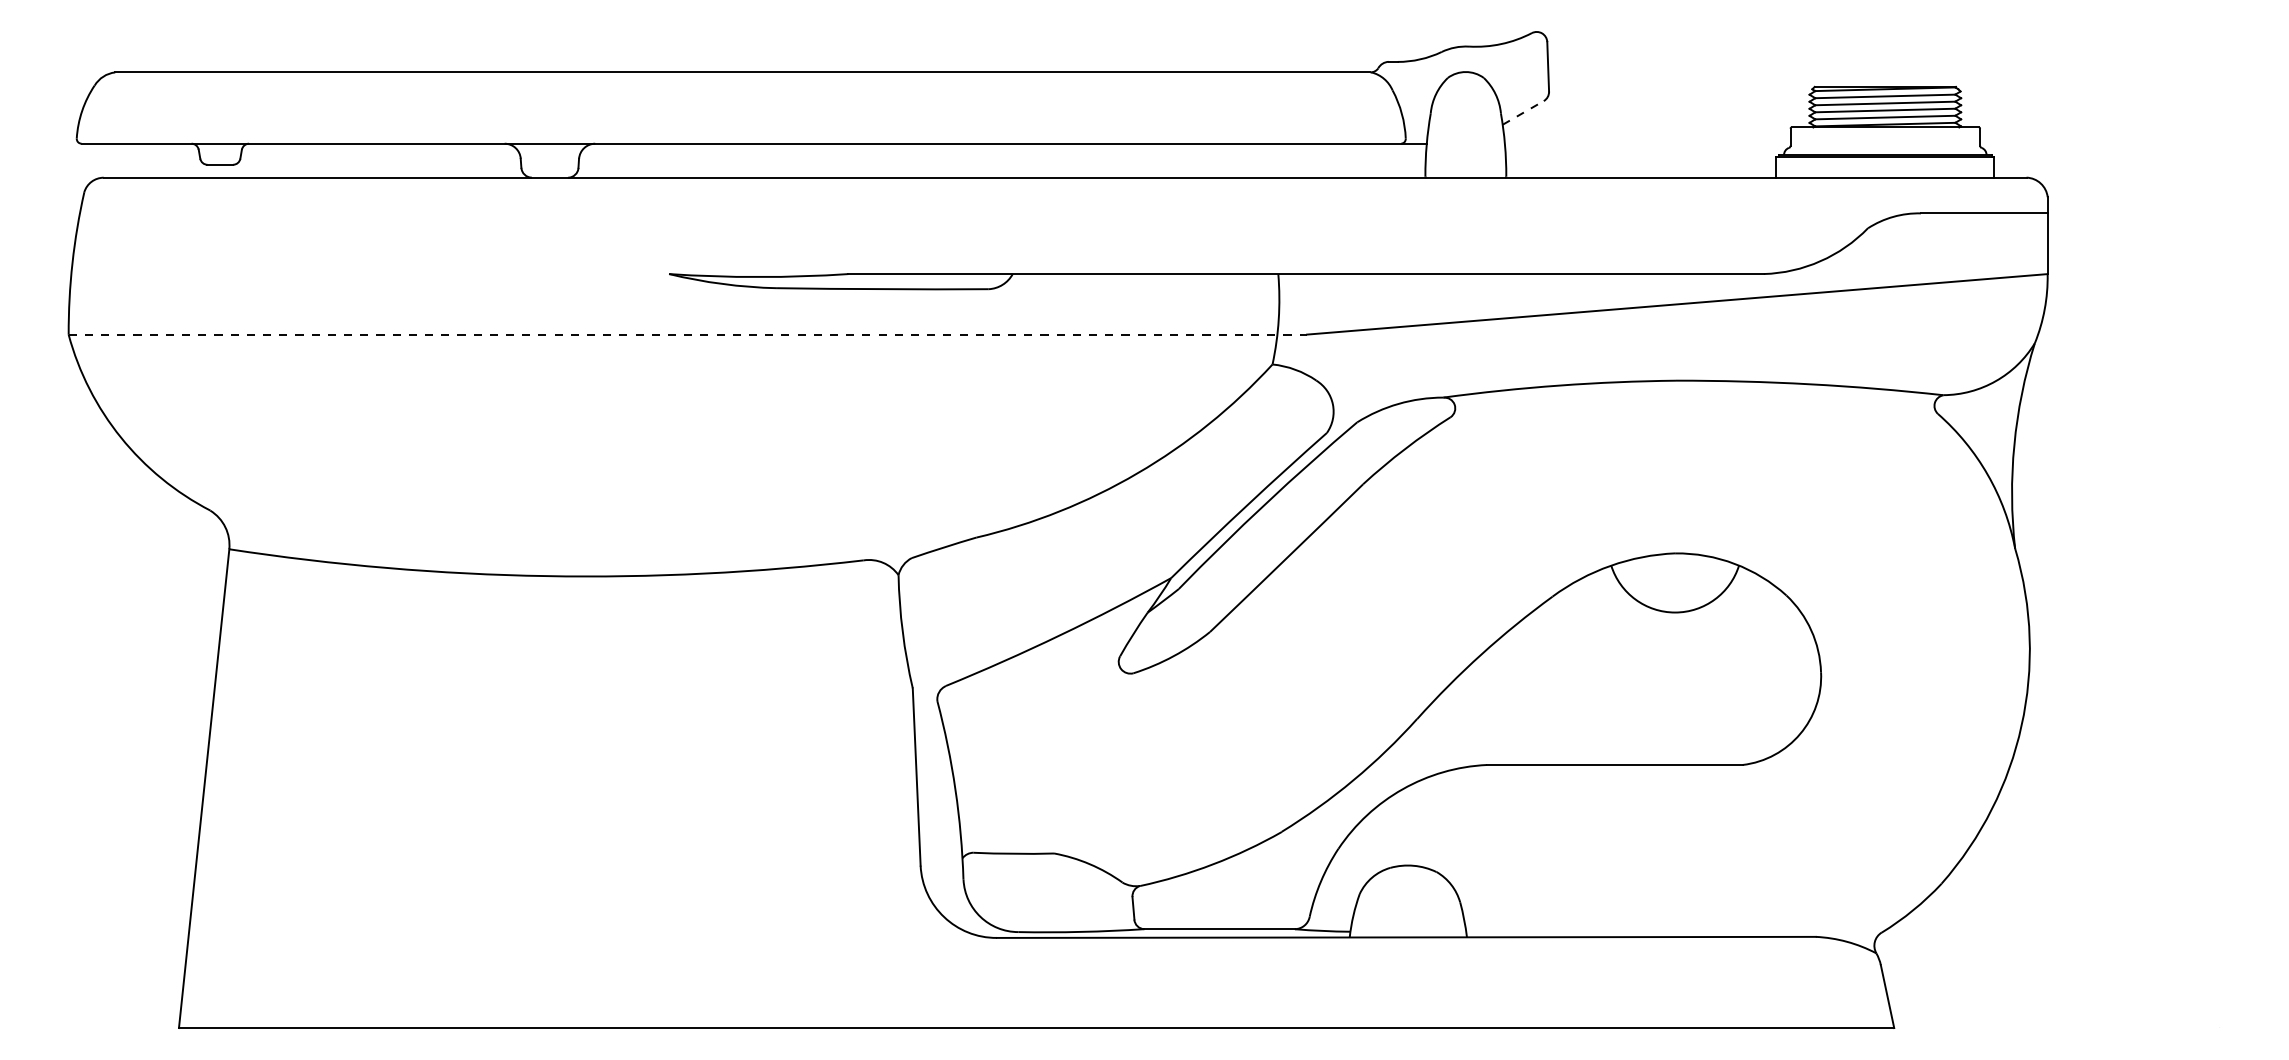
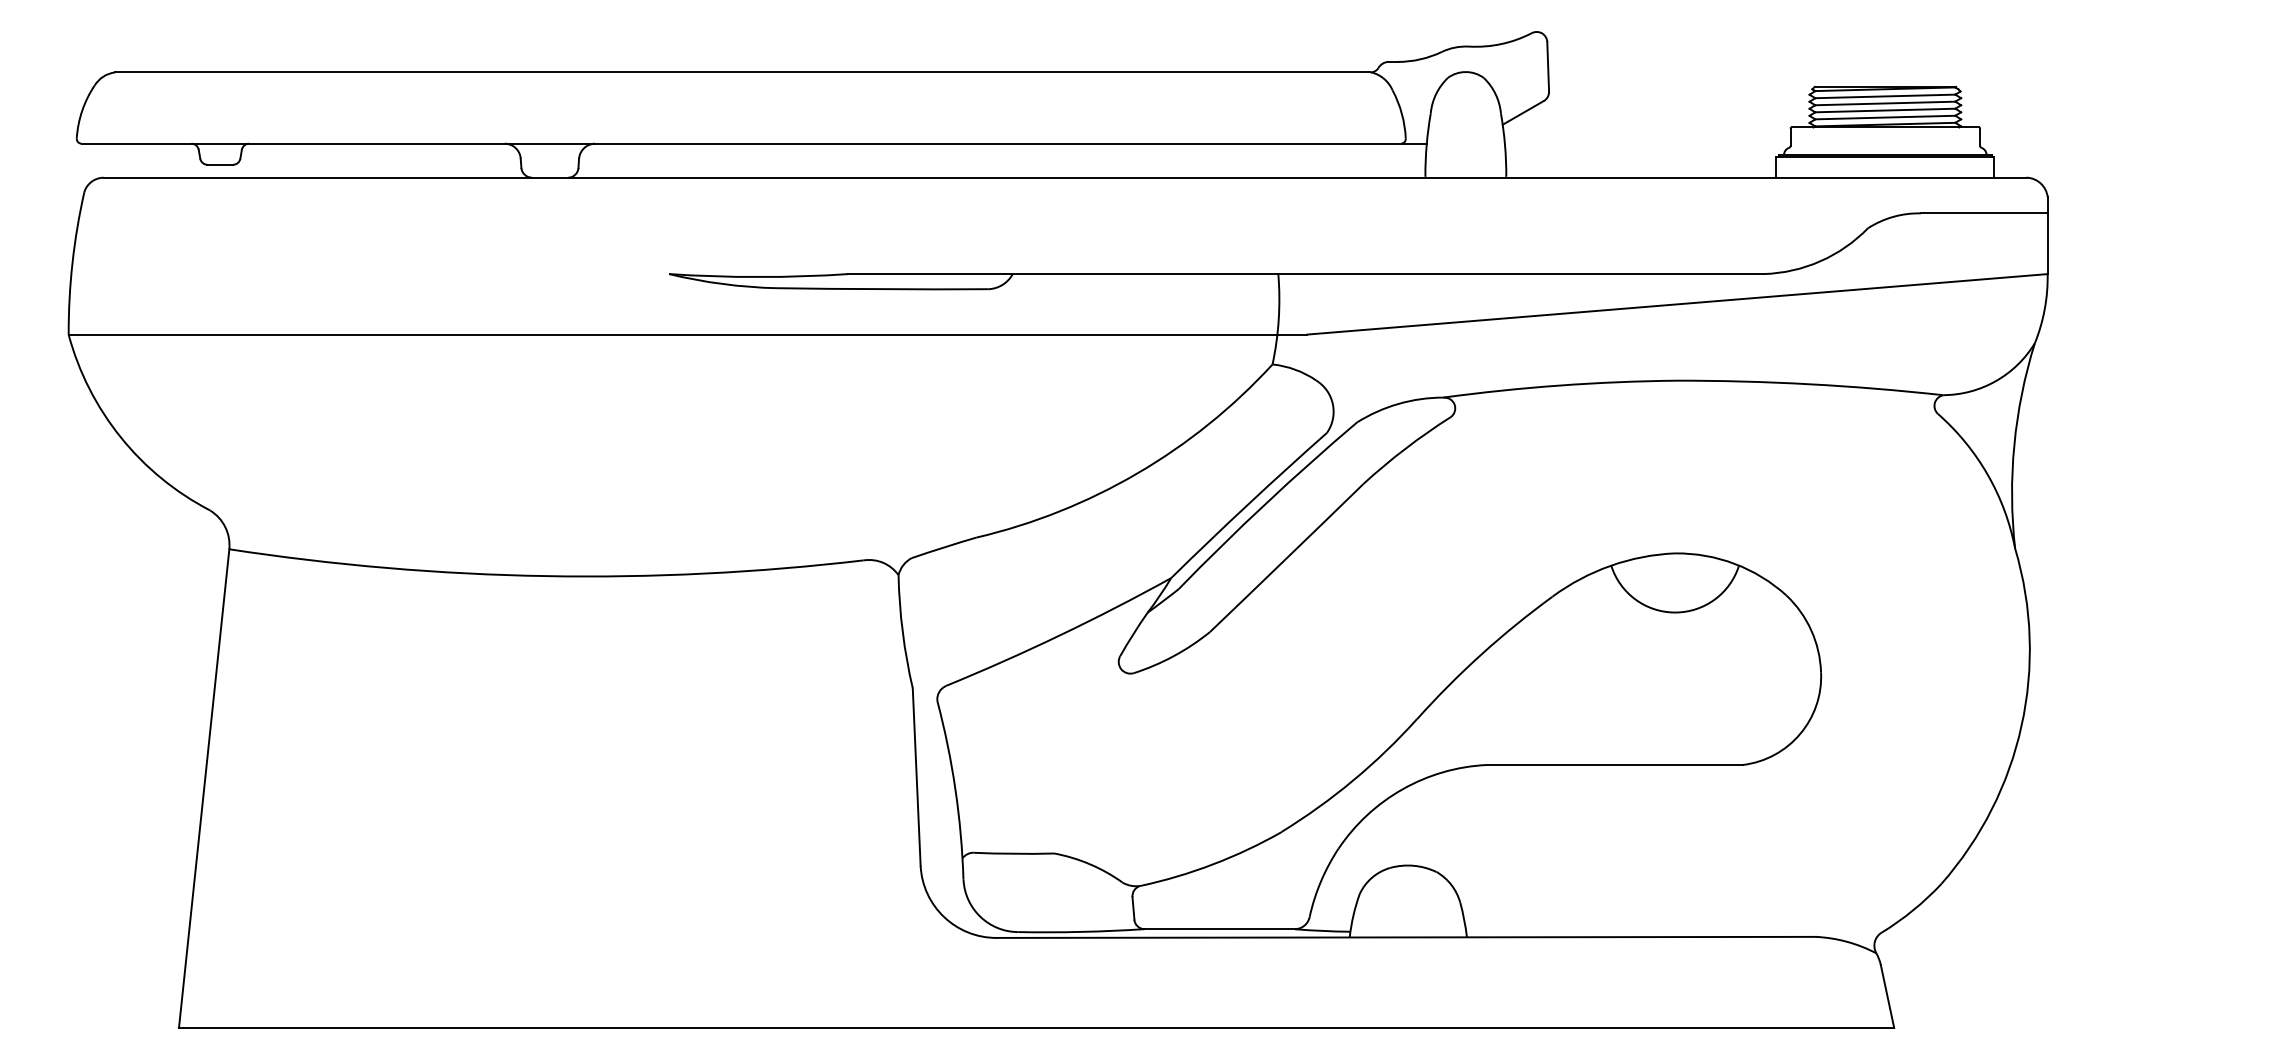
line: dashed -> solid (1523, 112)
line: dashed -> solid (688, 334)
